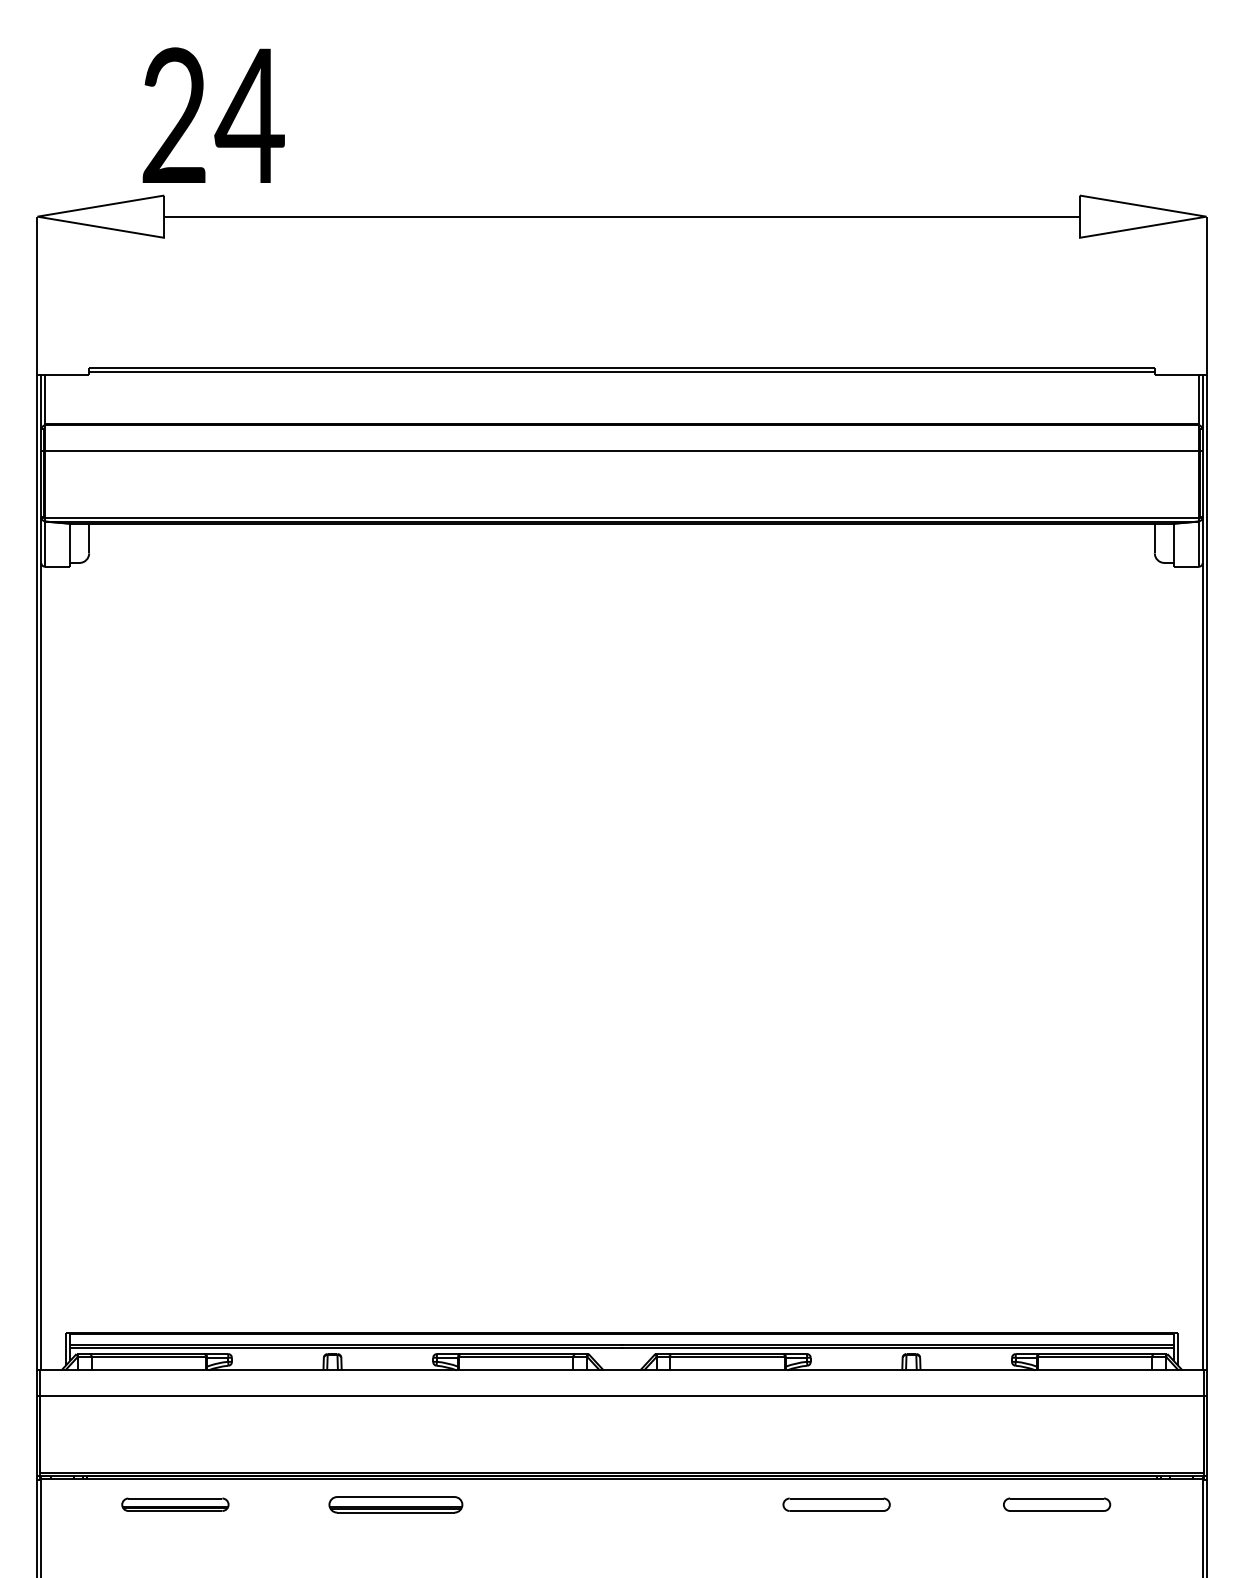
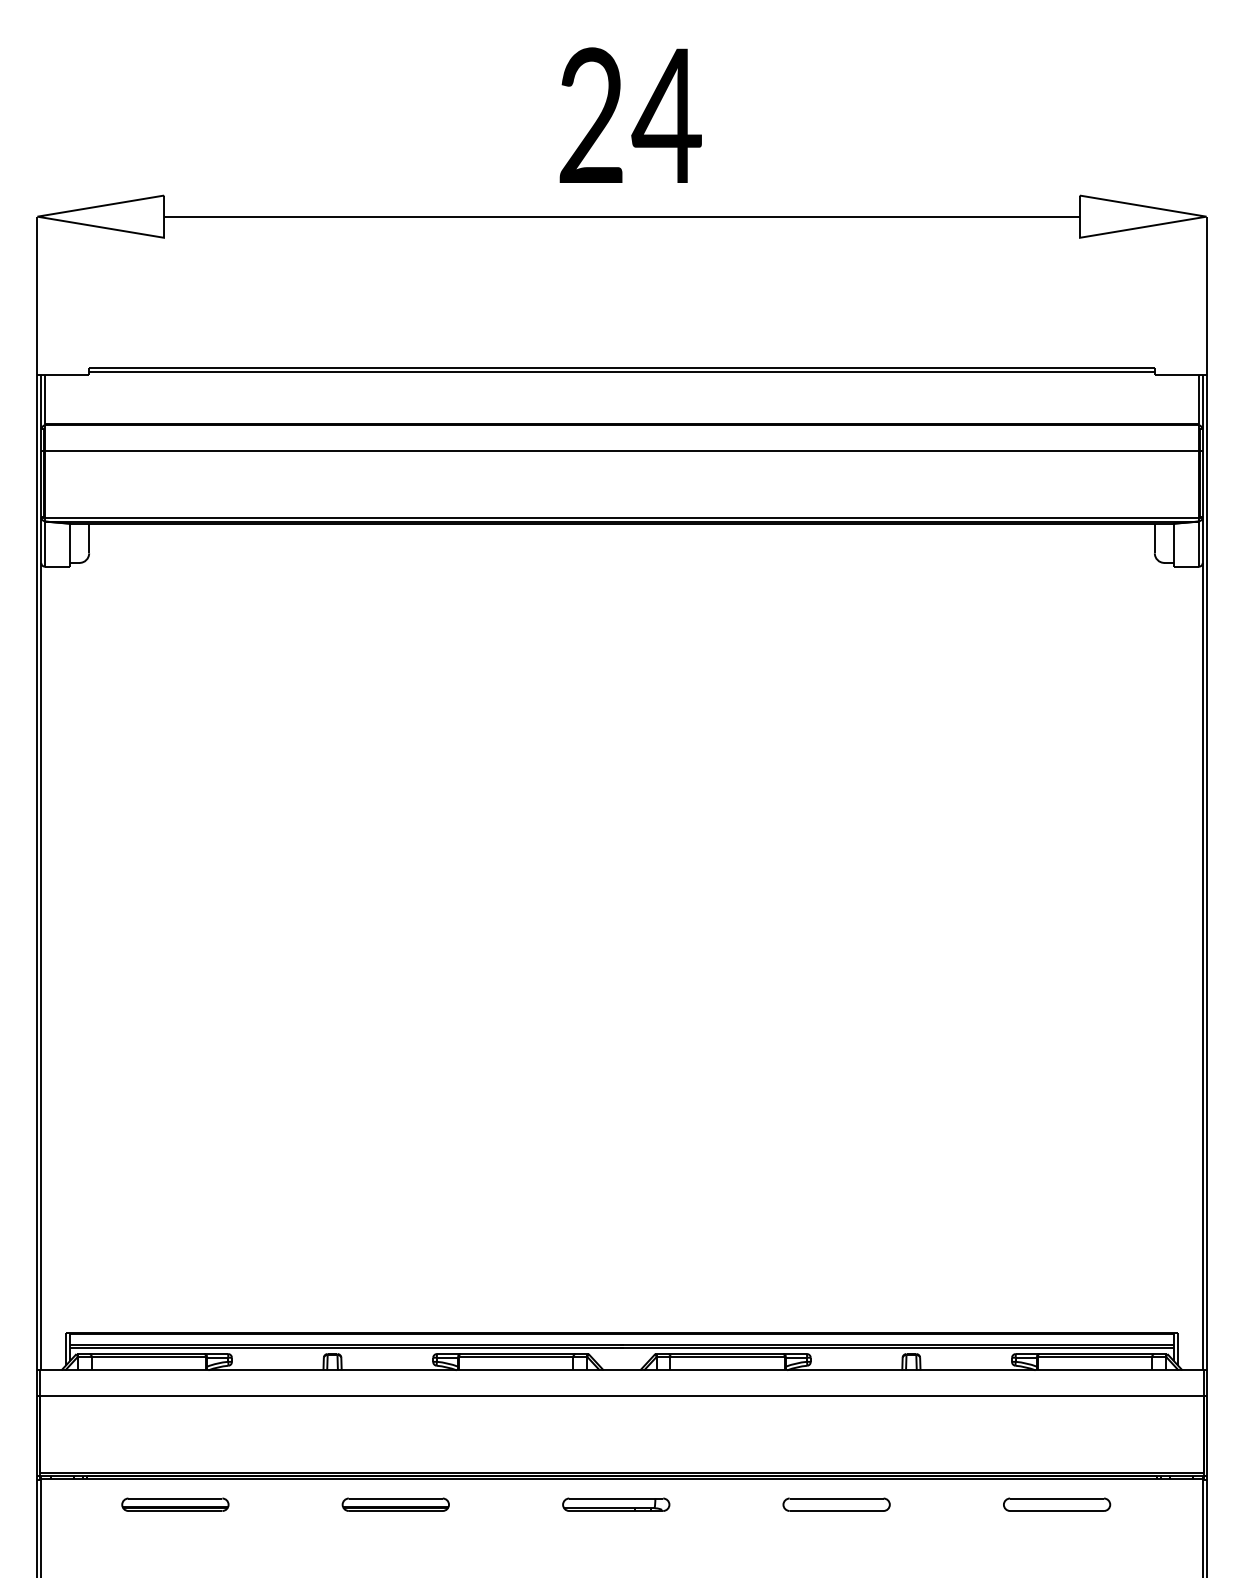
text position: (213, 114) -> (630, 114) (630, 114)
part size: 136x18 px -> 109x15 px (395, 1504)
part: none -> present (616, 1504)
